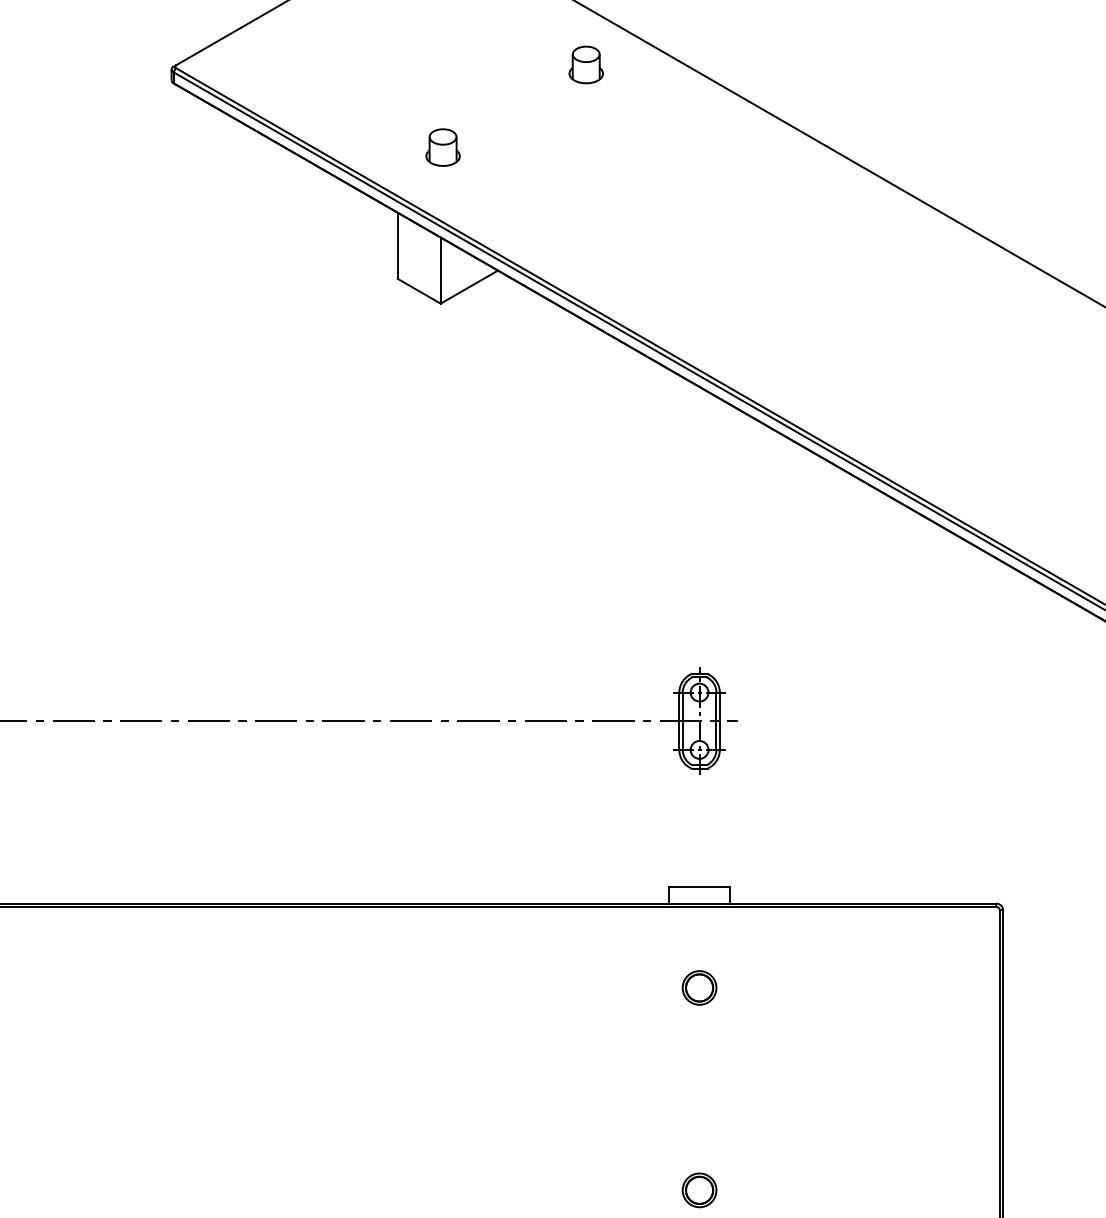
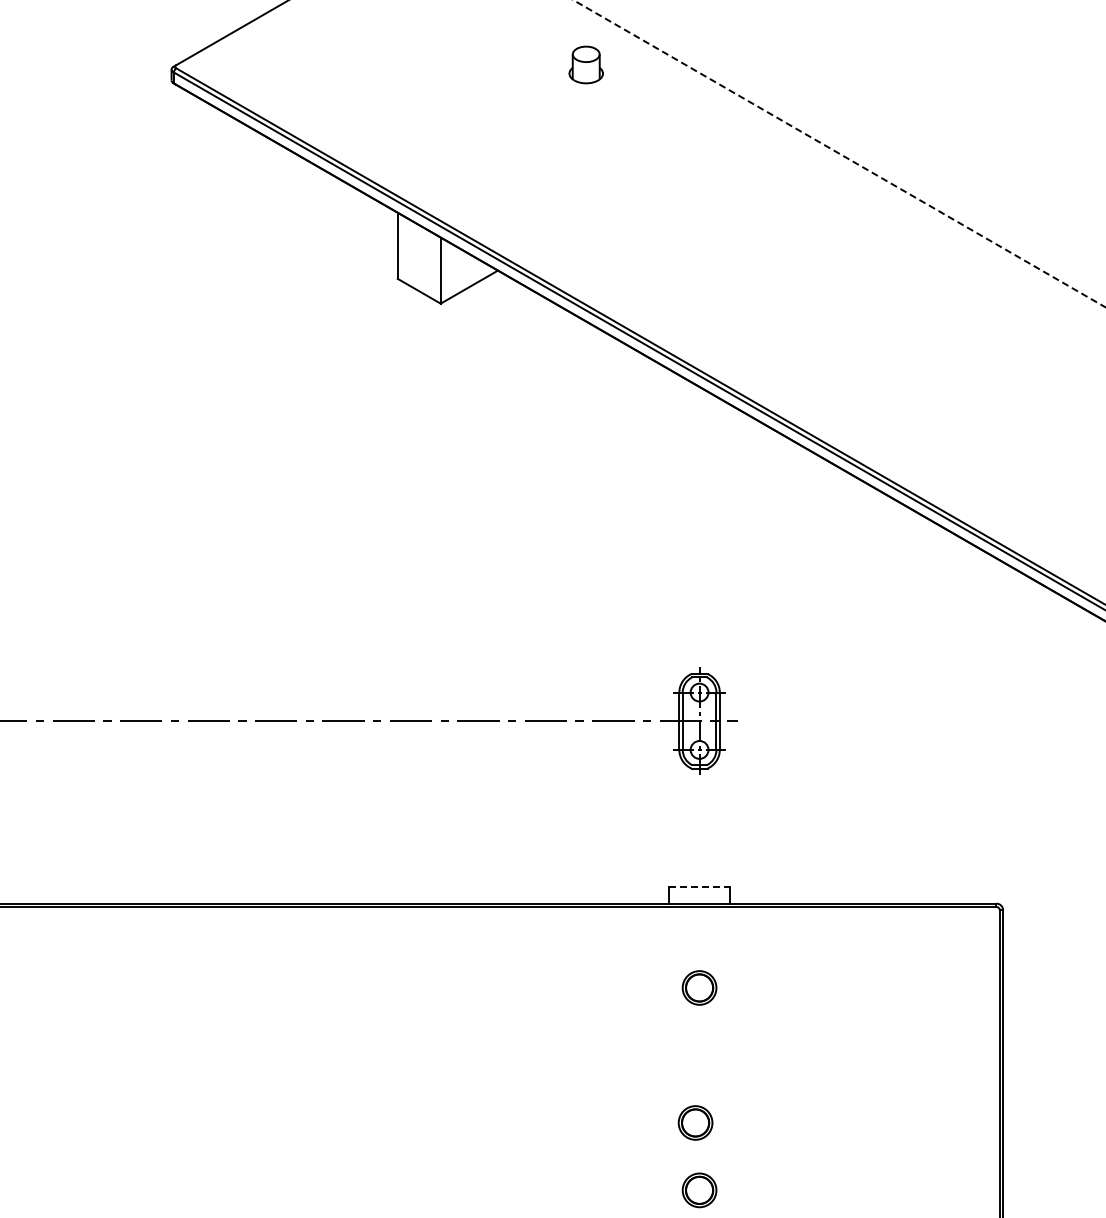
part: present -> none (442, 147)
line: solid -> dashed (839, 153)
line: solid -> dashed (700, 886)
part: none -> present (695, 1122)
